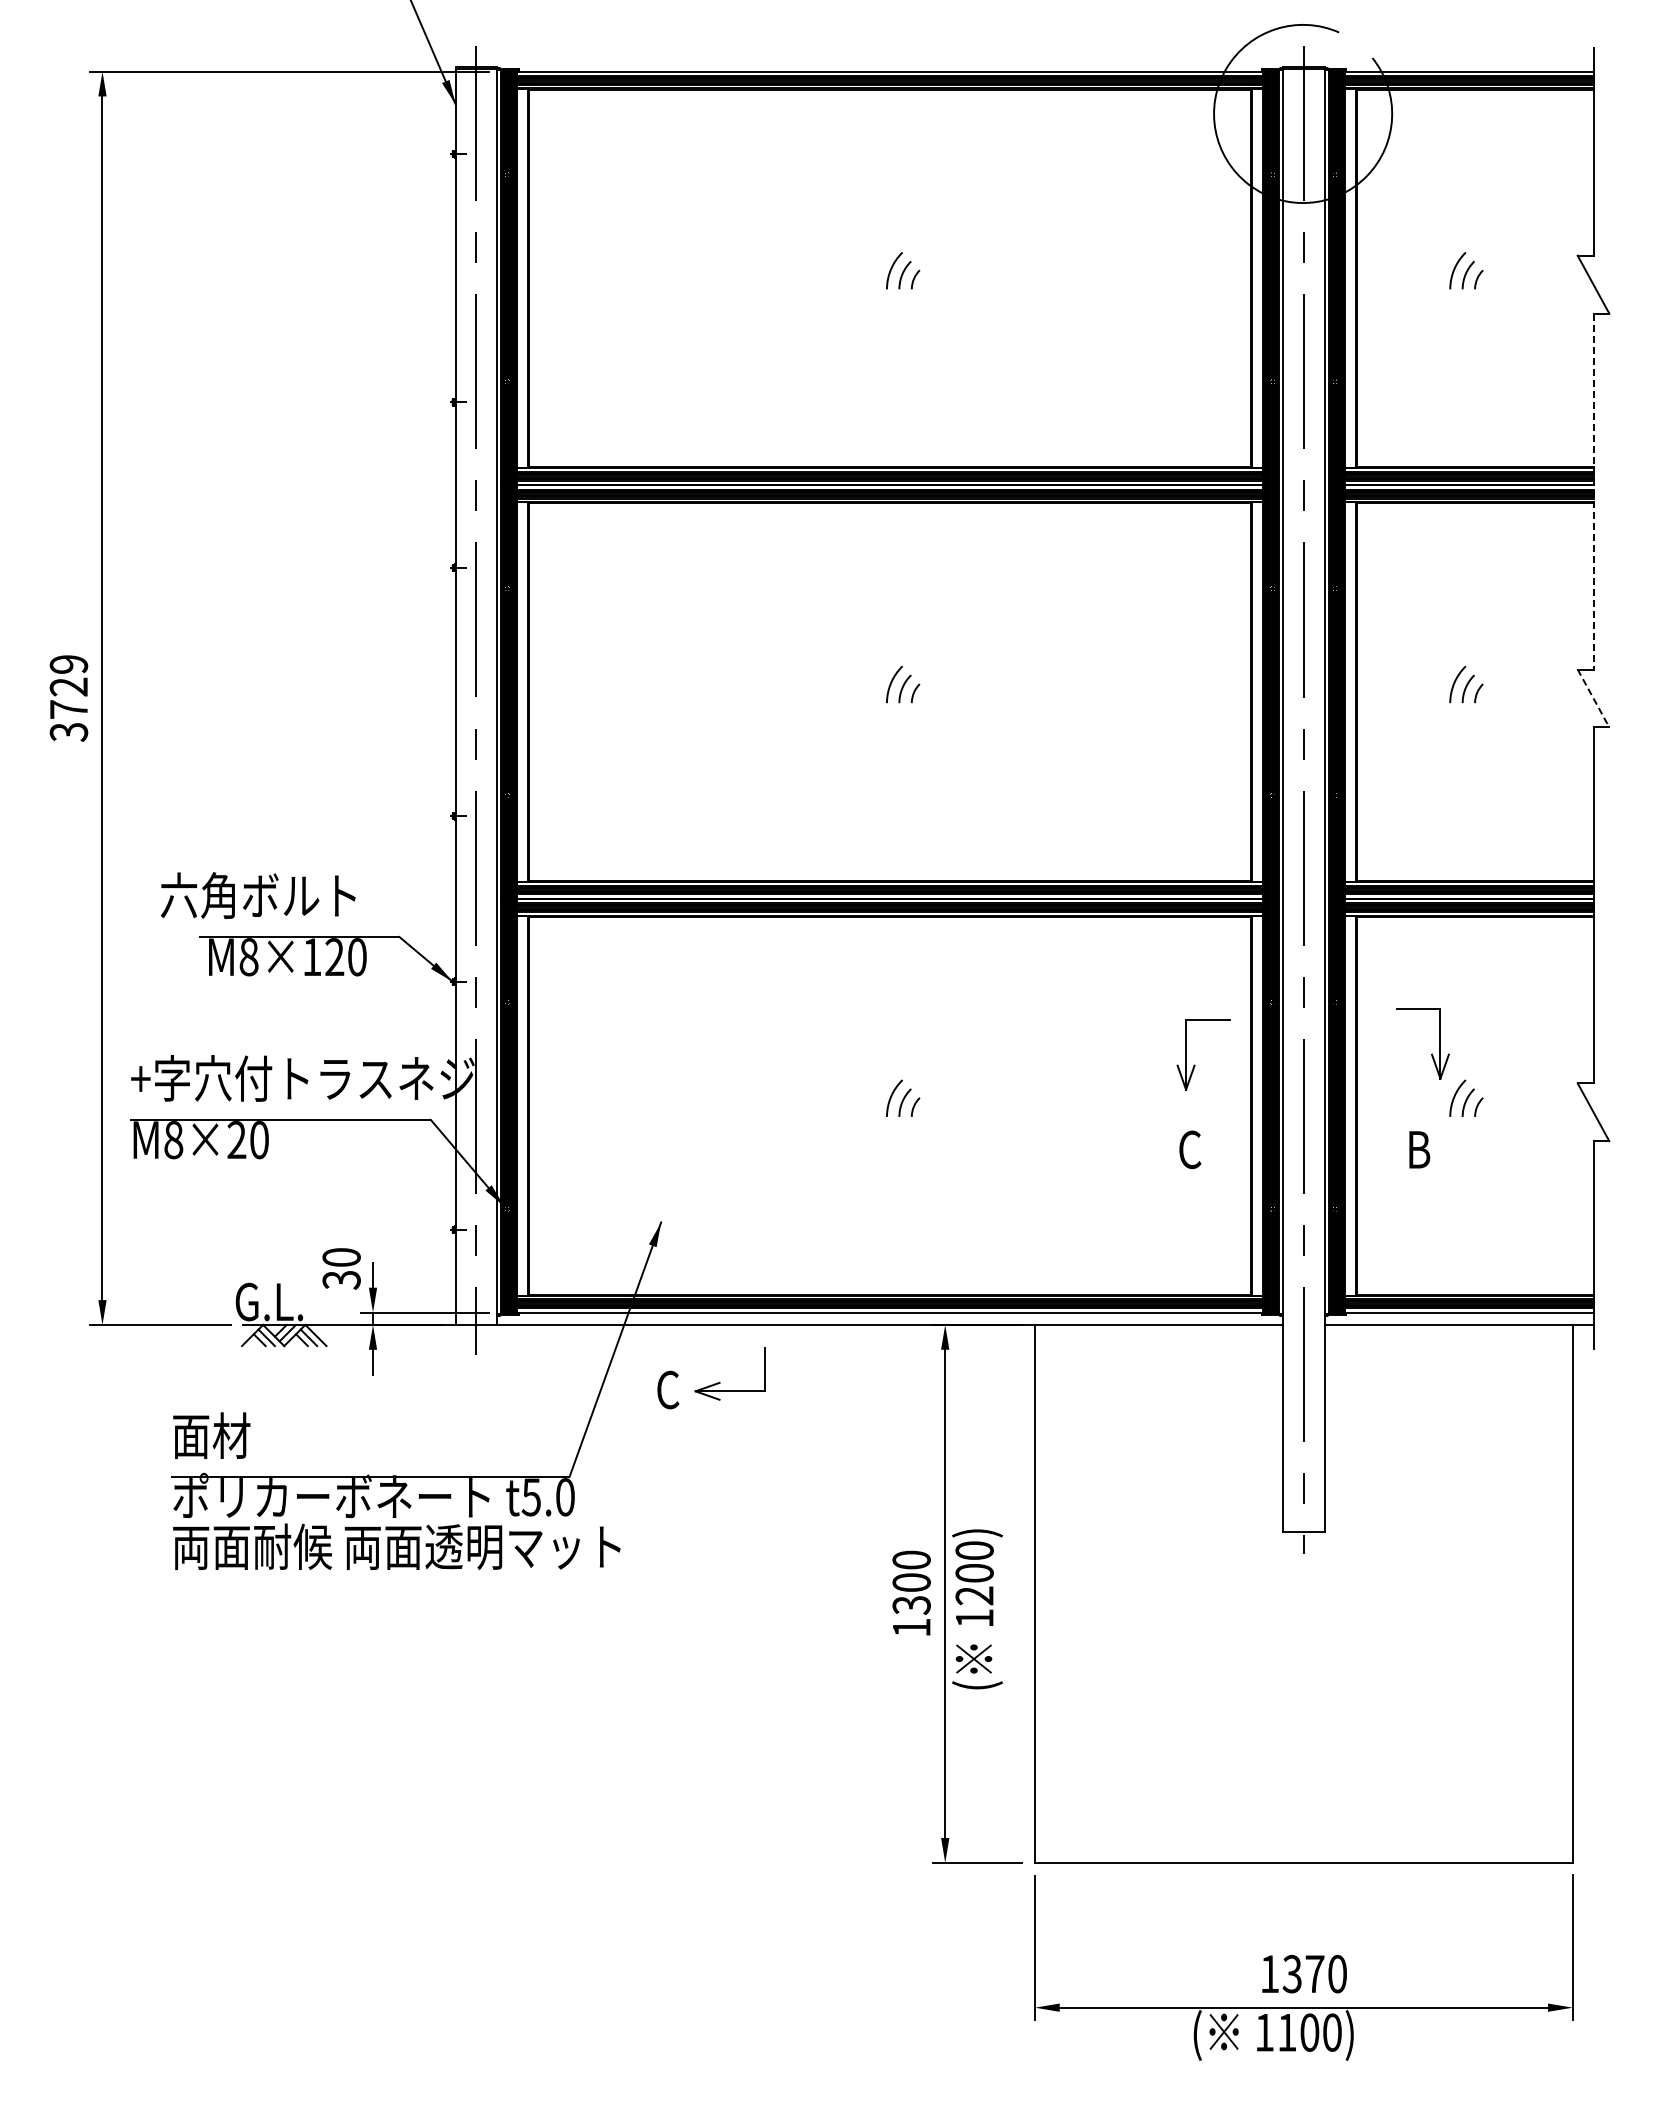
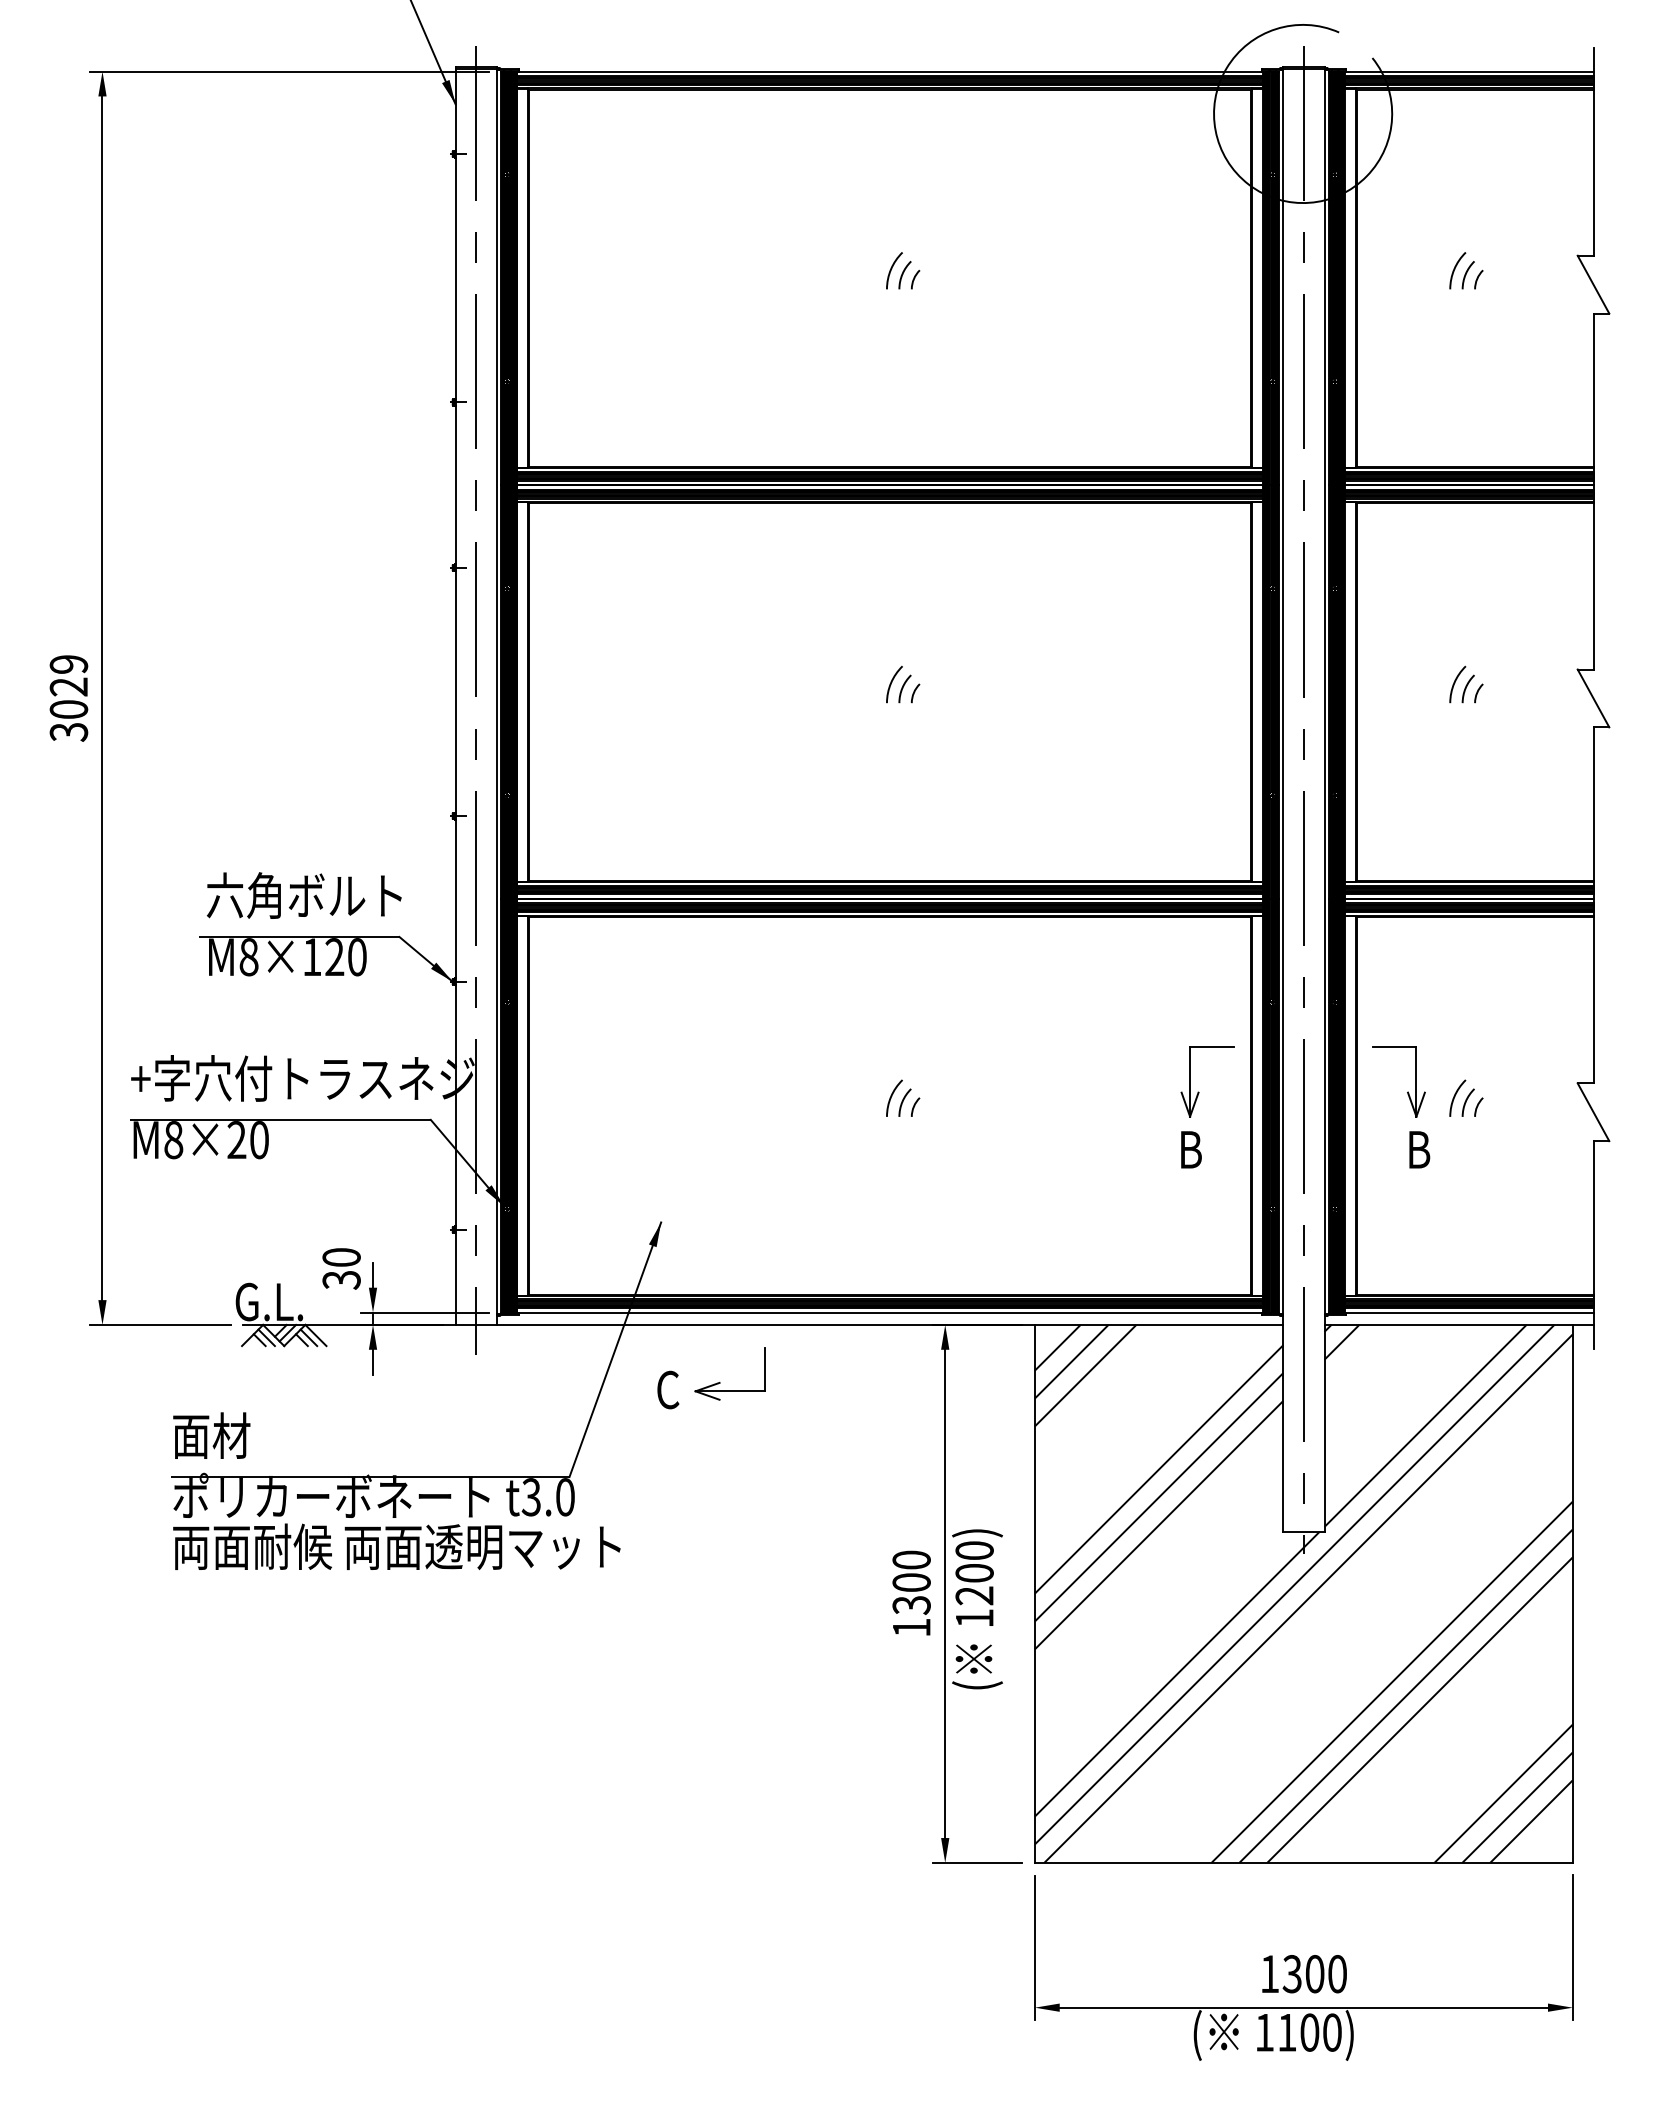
line: dashed -> solid (1593, 491)
line: dashed -> solid (1593, 698)
text: 3729 -> 3029 (68, 709)
text position: (257, 895) -> (303, 895) (303, 895)
part position: (1431, 1053) -> (1407, 1091) (1407, 1091)
part position: (1194, 1064) -> (1198, 1091) (1198, 1091)
text: C -> B (1190, 1149)
text: t5.0 -> t3.0 (531, 1496)
hatch: none -> present (1303, 1593)
text: 1370 -> 1300 (1314, 1974)
